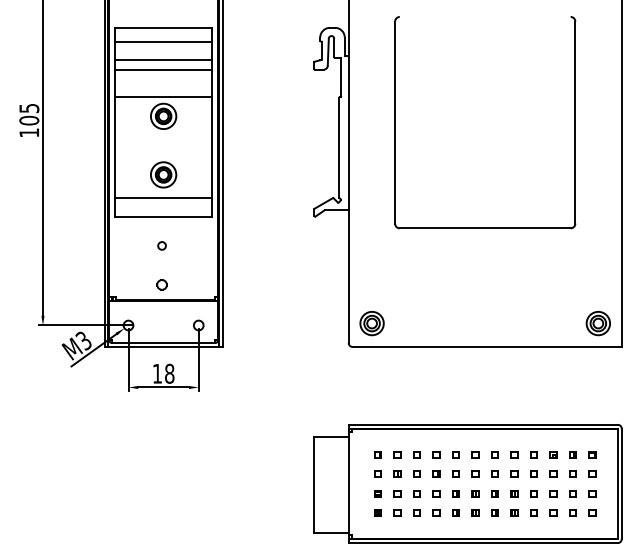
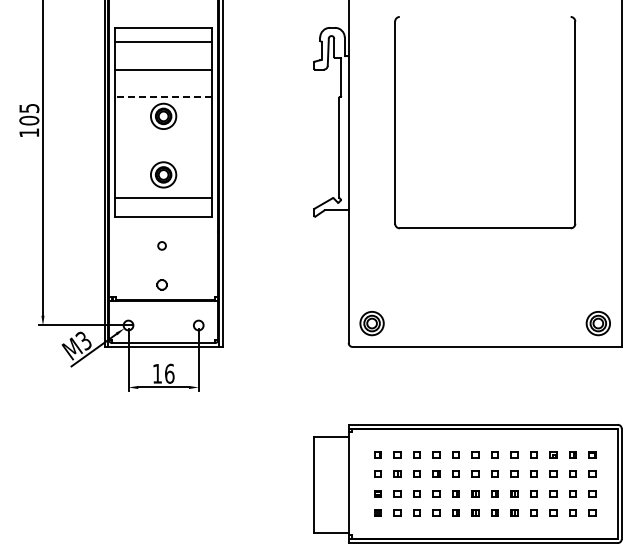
line: present -> none (163, 60)
line: solid -> dashed (163, 96)
text: 18 -> 16 (169, 373)
